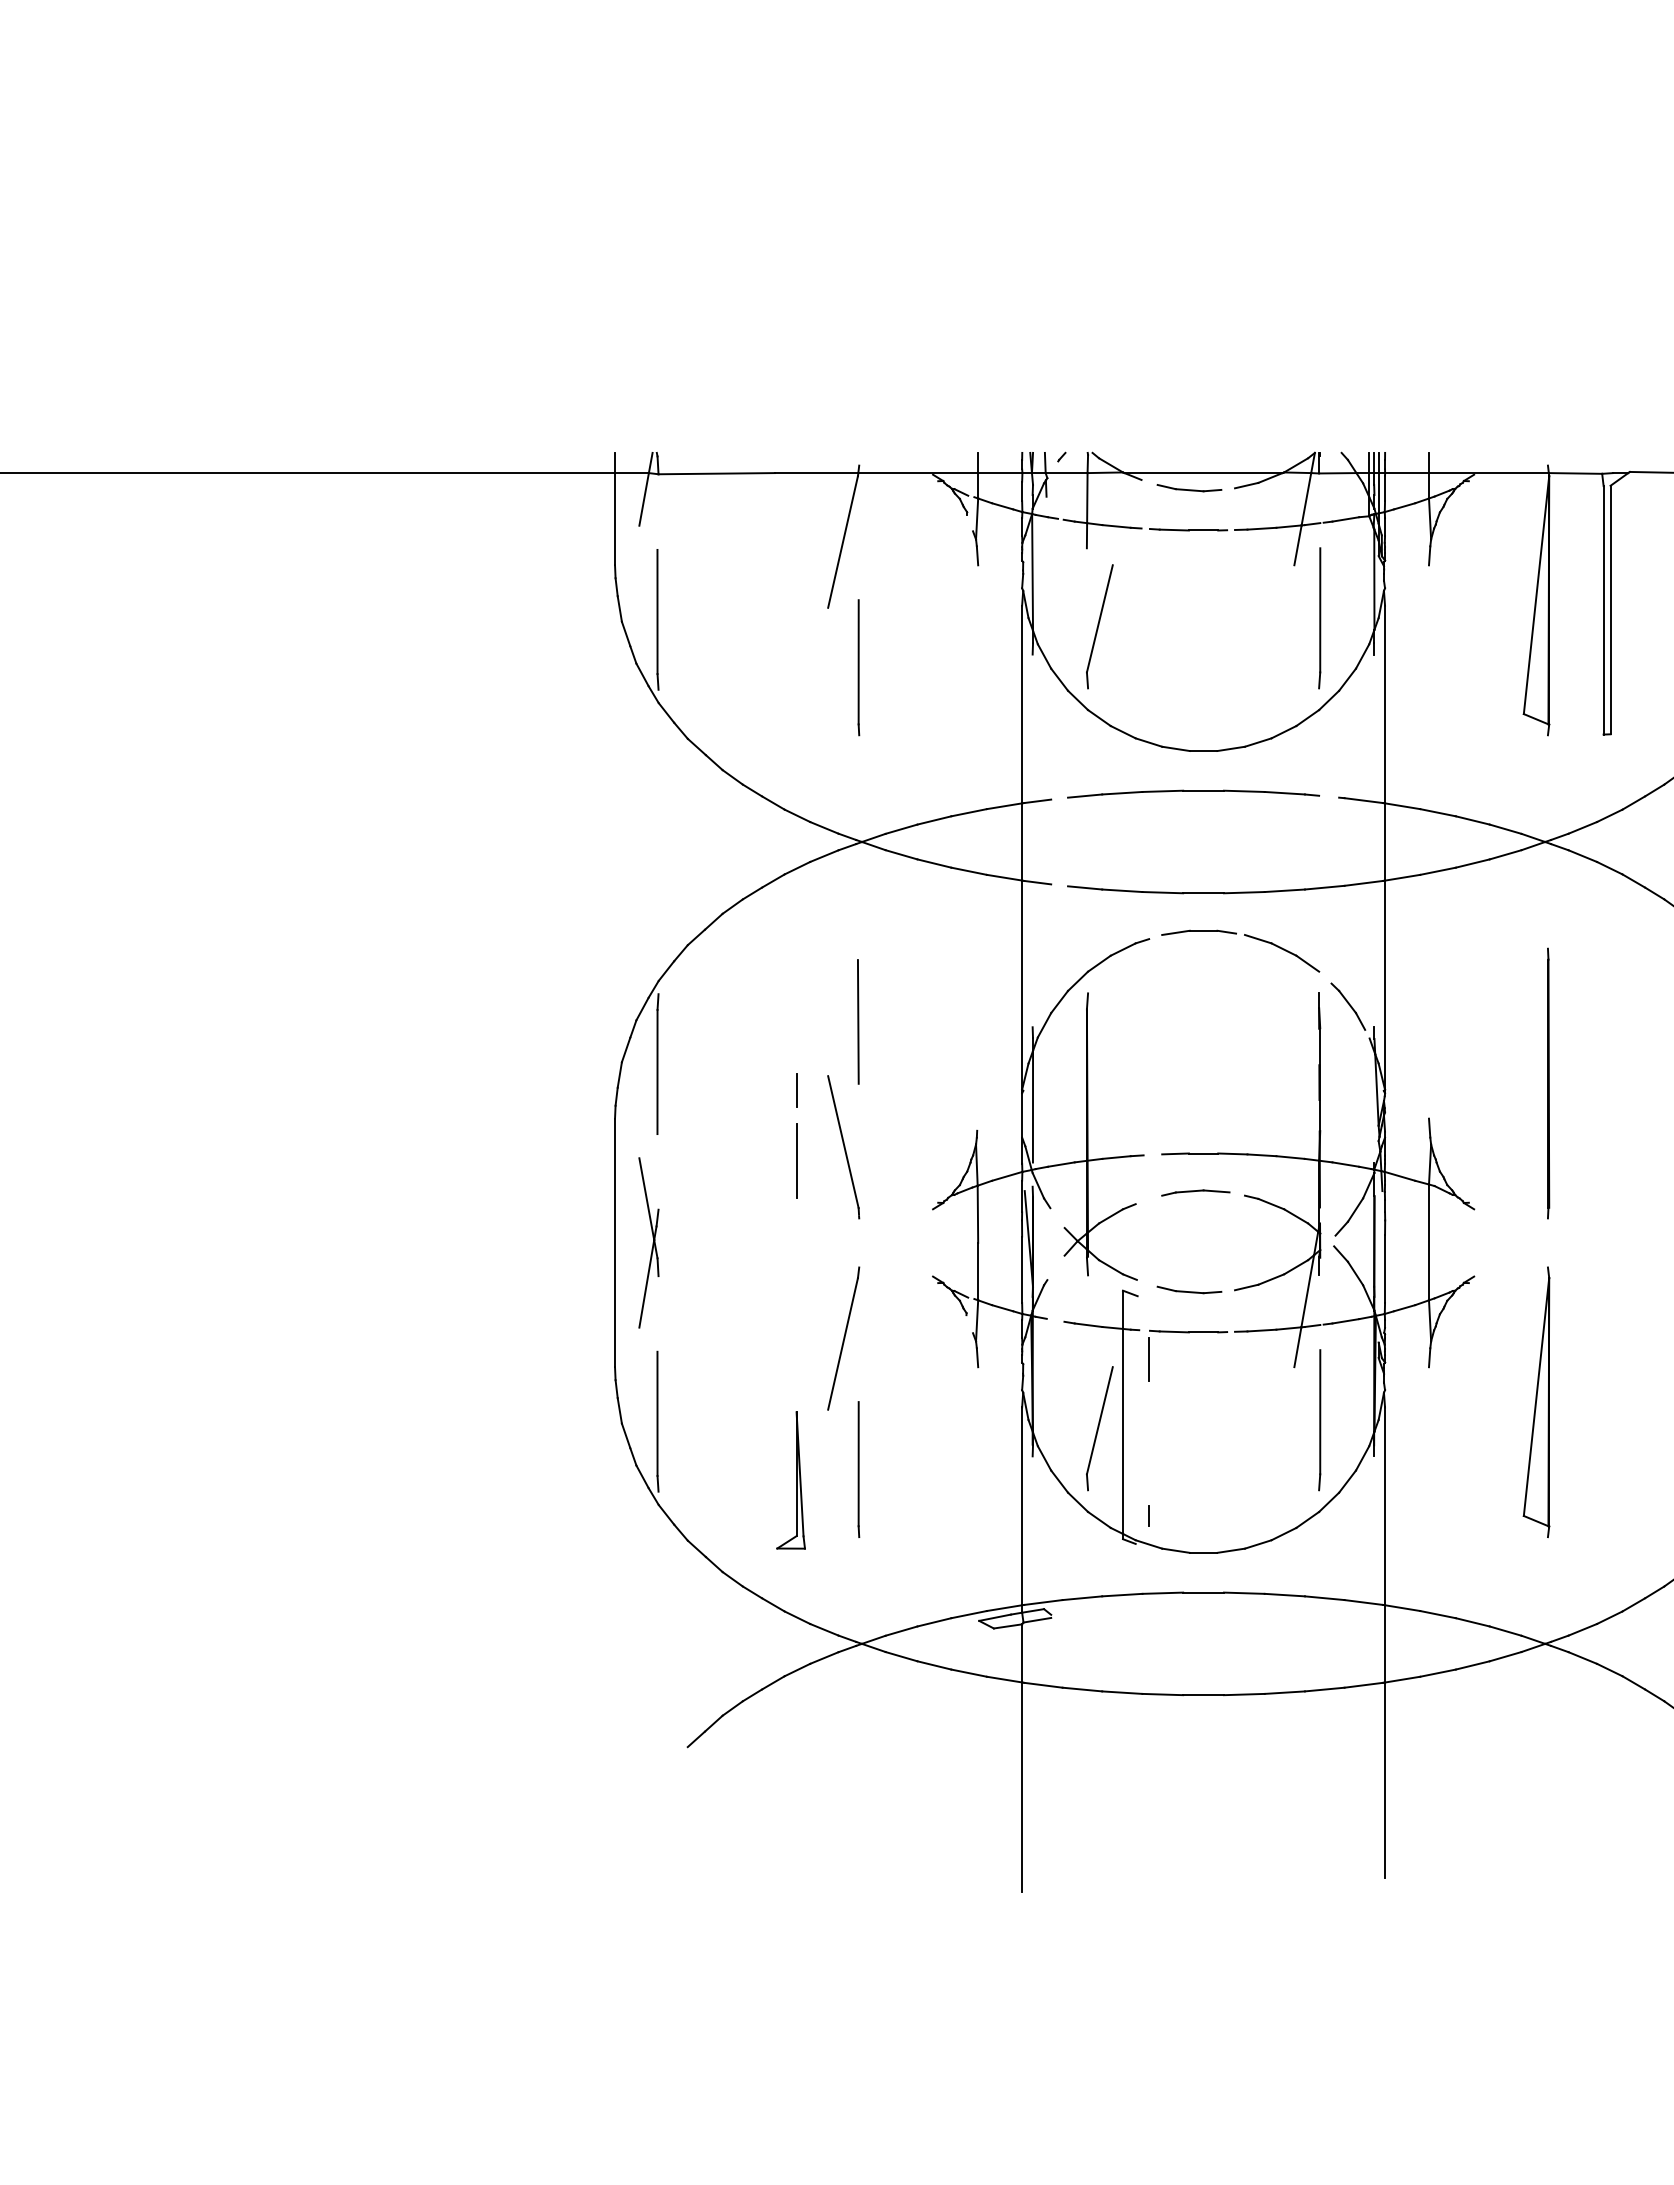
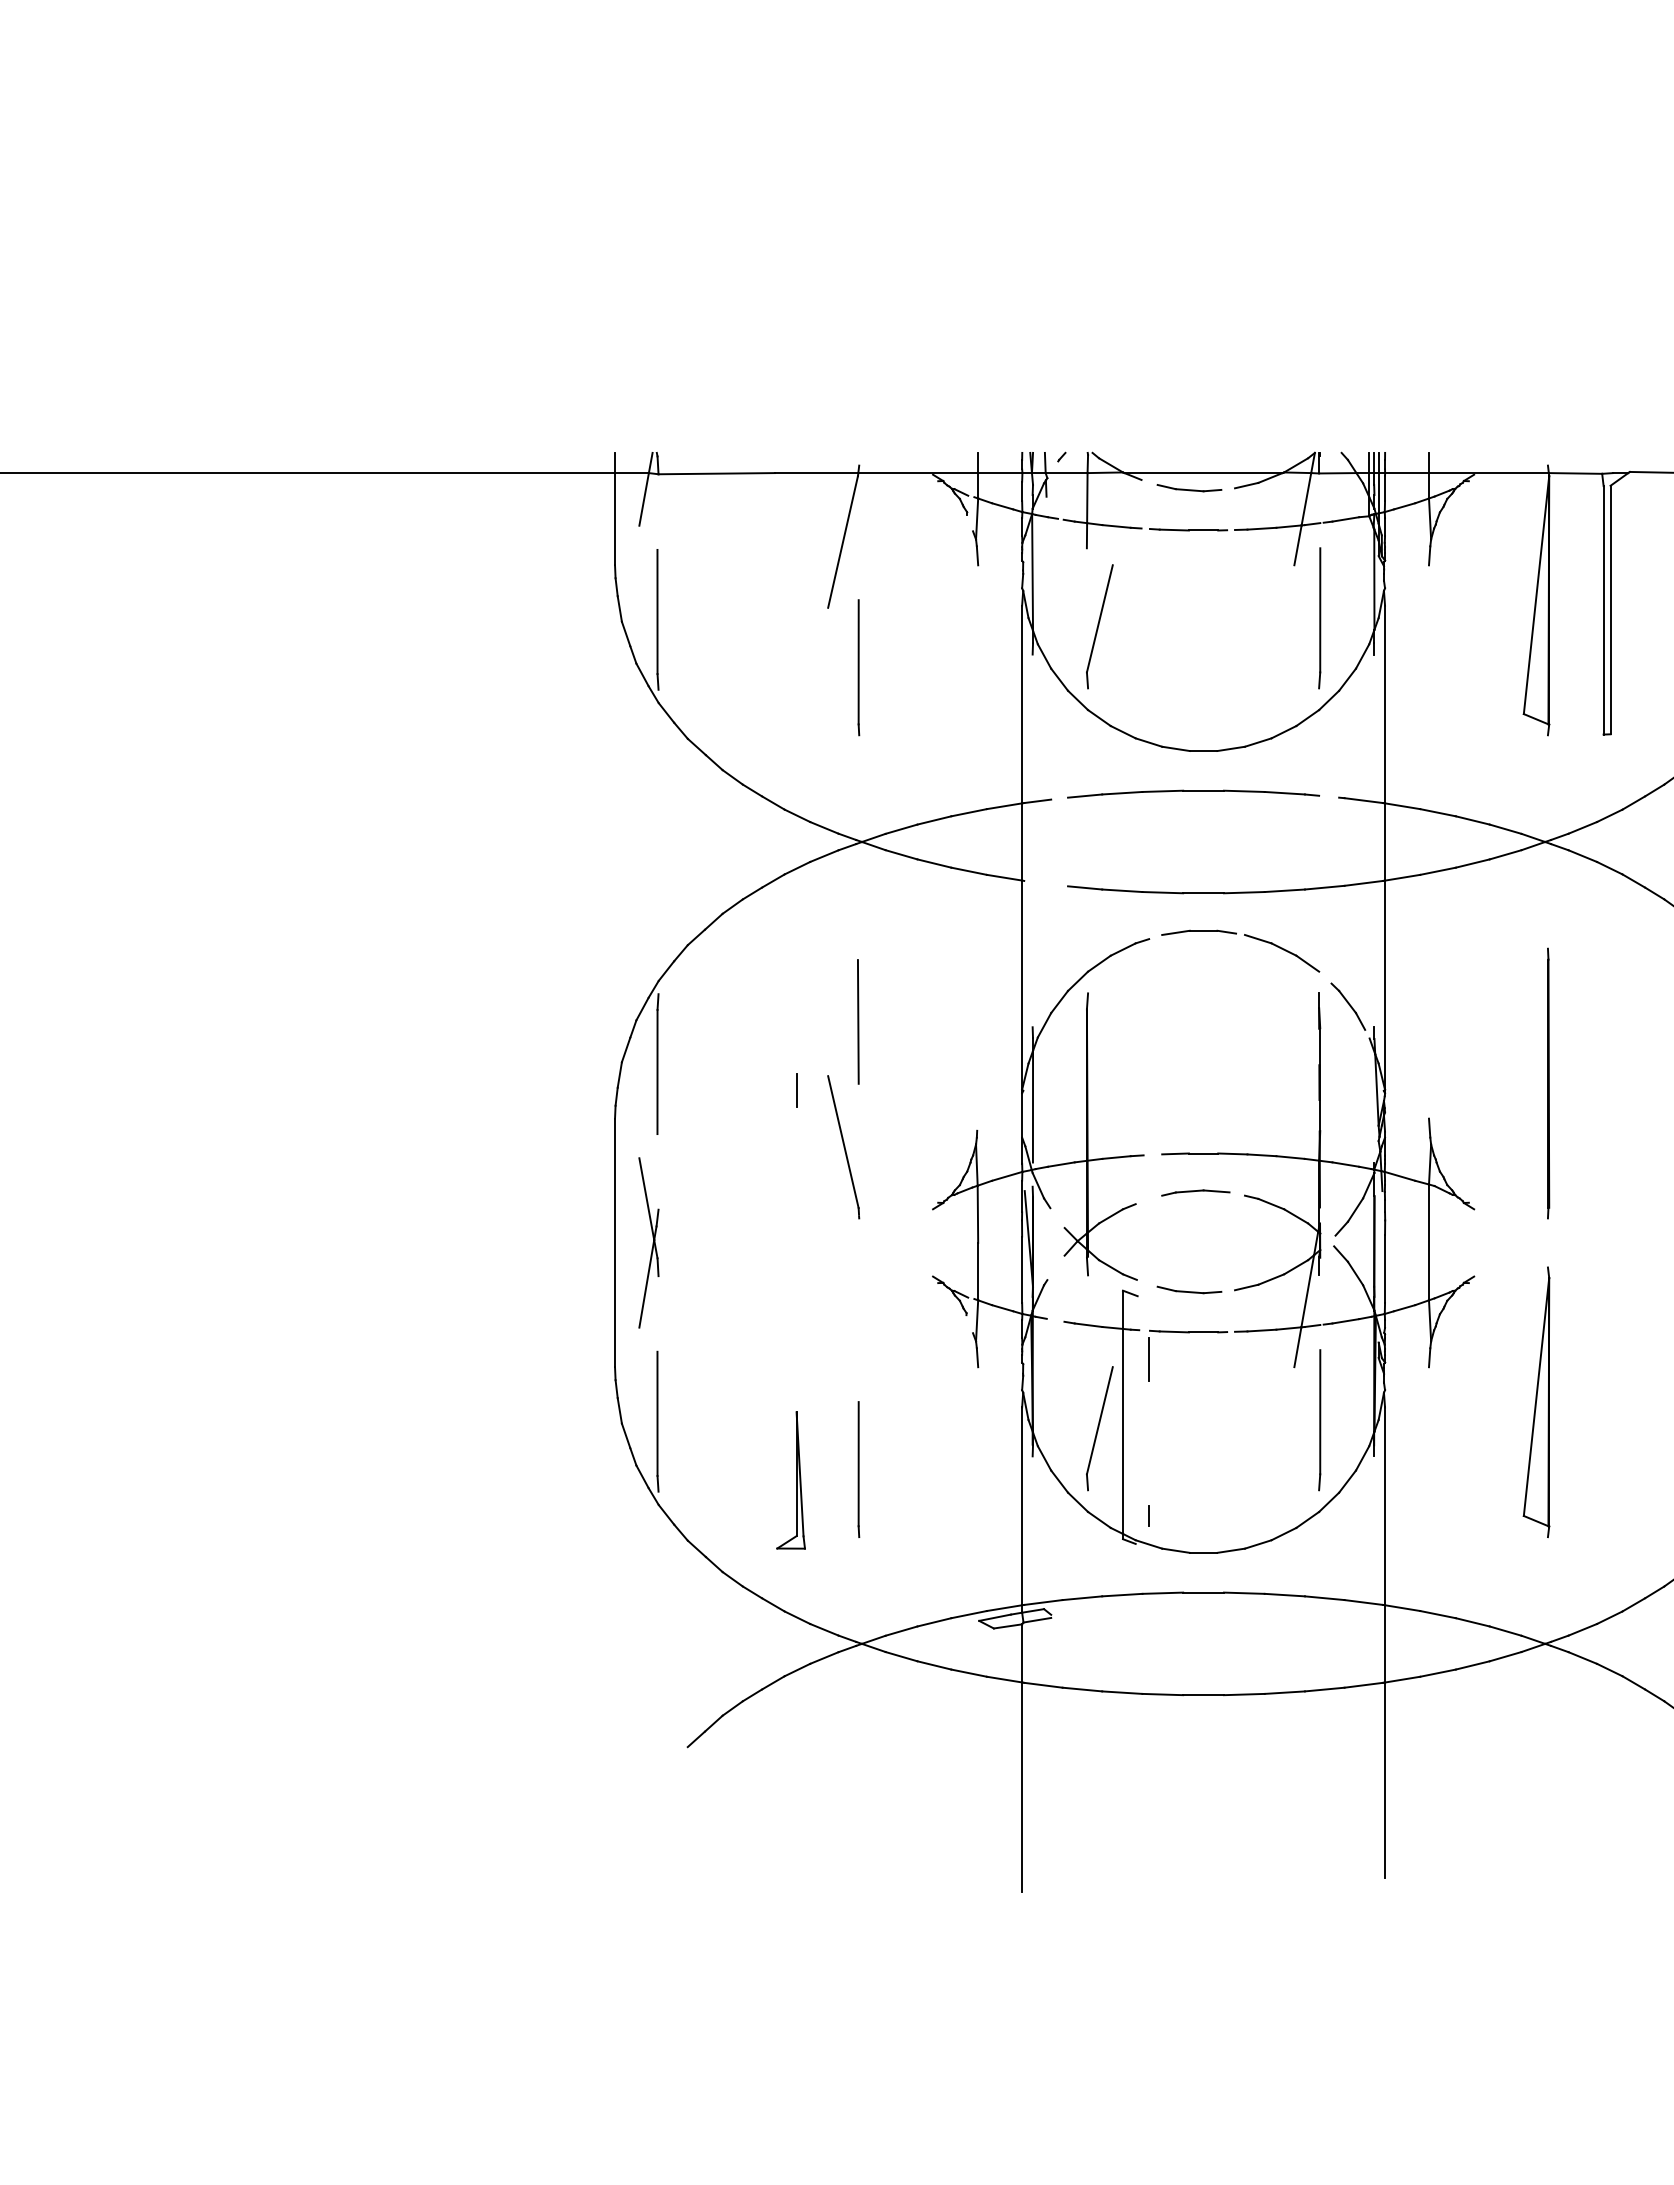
line: present -> none (1037, 882)
line: present -> none (796, 1161)
line: present -> none (843, 1338)
